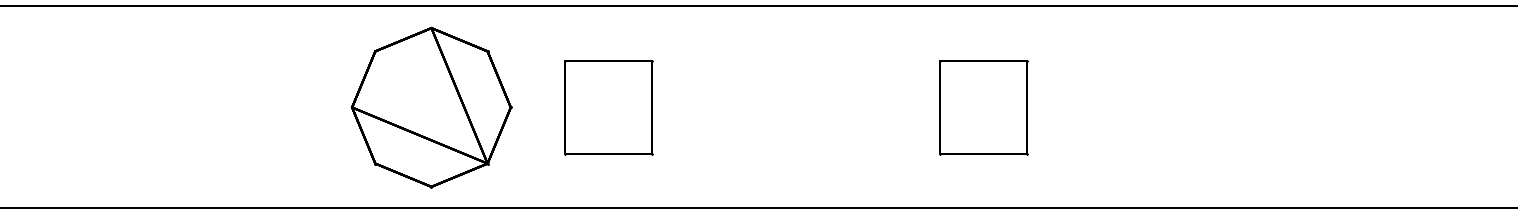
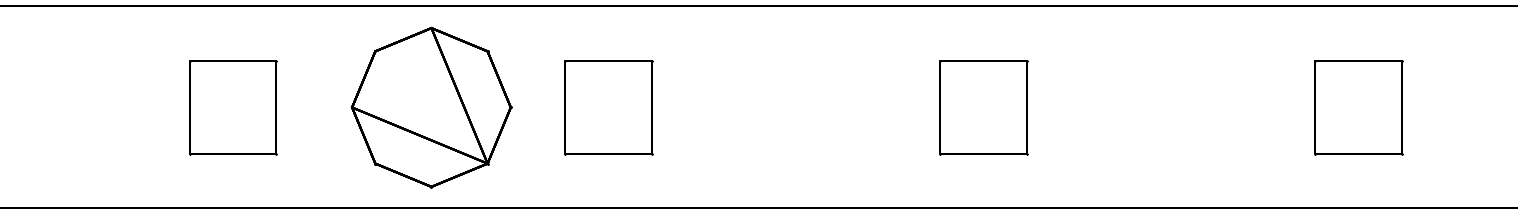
part: none -> present (233, 107)
part: none -> present (1358, 107)
